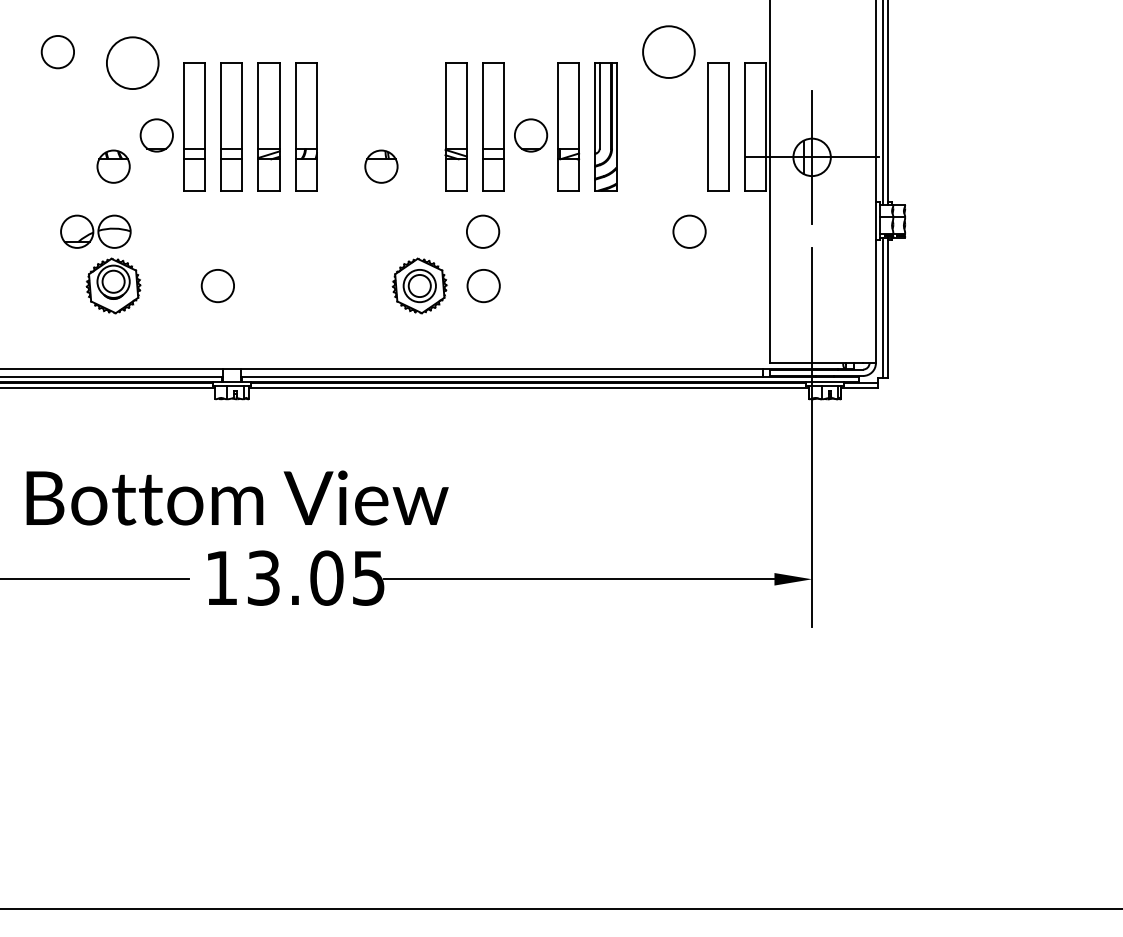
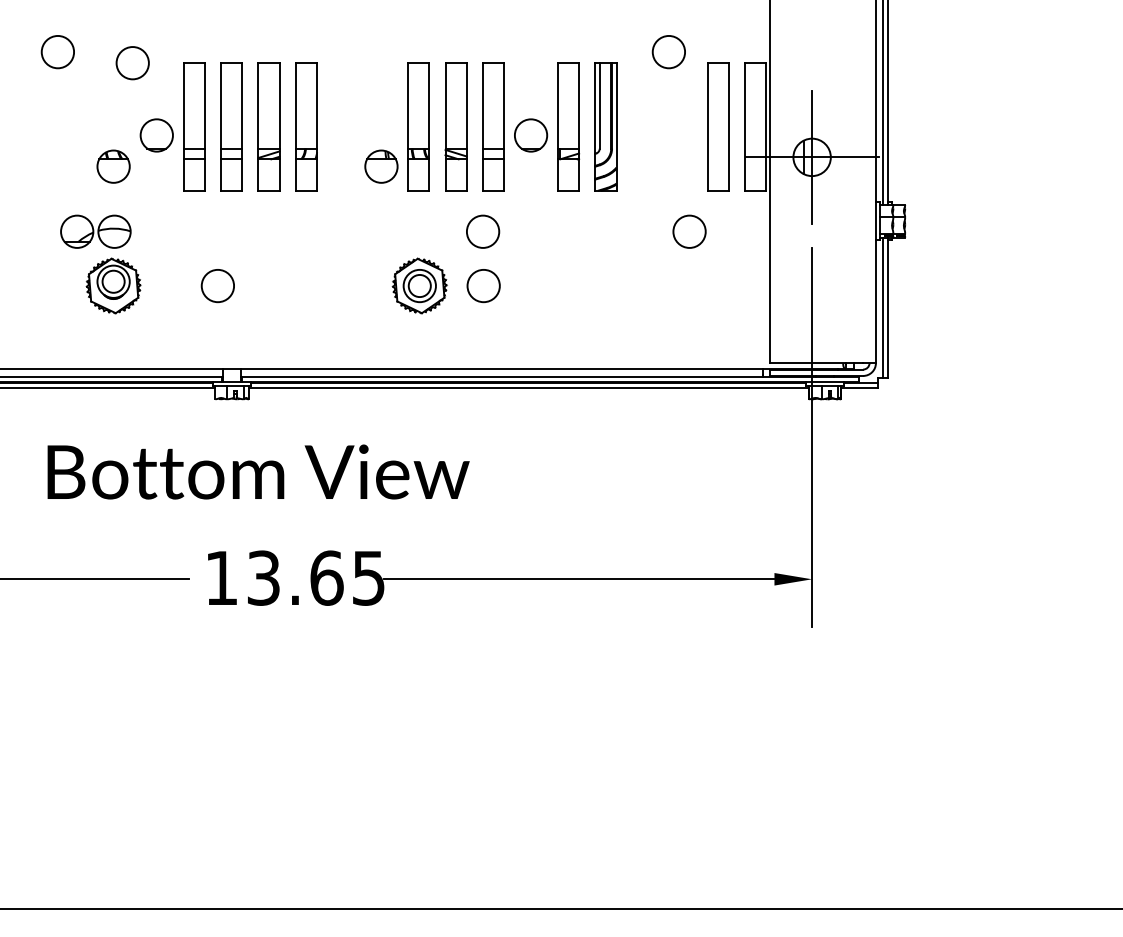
circle diameter: 52 px -> 32 px (668, 51)
circle diameter: 52 px -> 32 px (132, 63)
part: none -> present (418, 126)
text position: (237, 497) -> (258, 471) (258, 471)
text: 13.05 -> 13.65 (326, 577)
